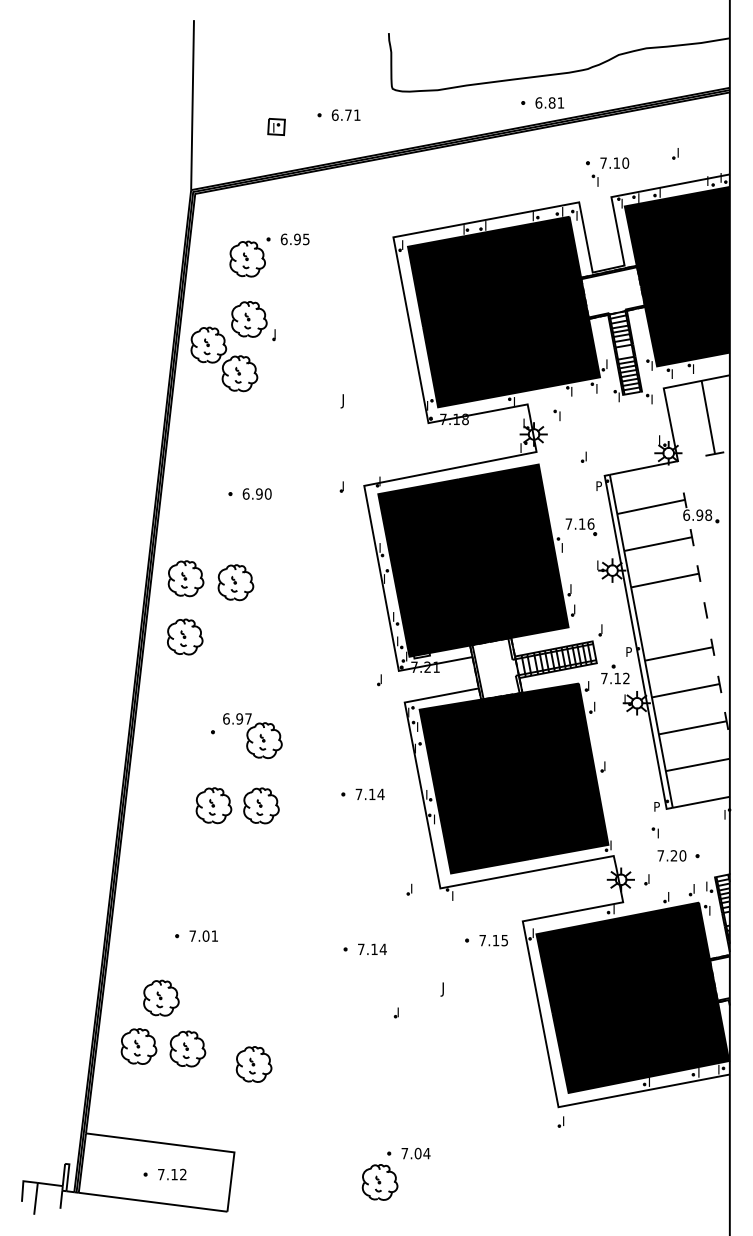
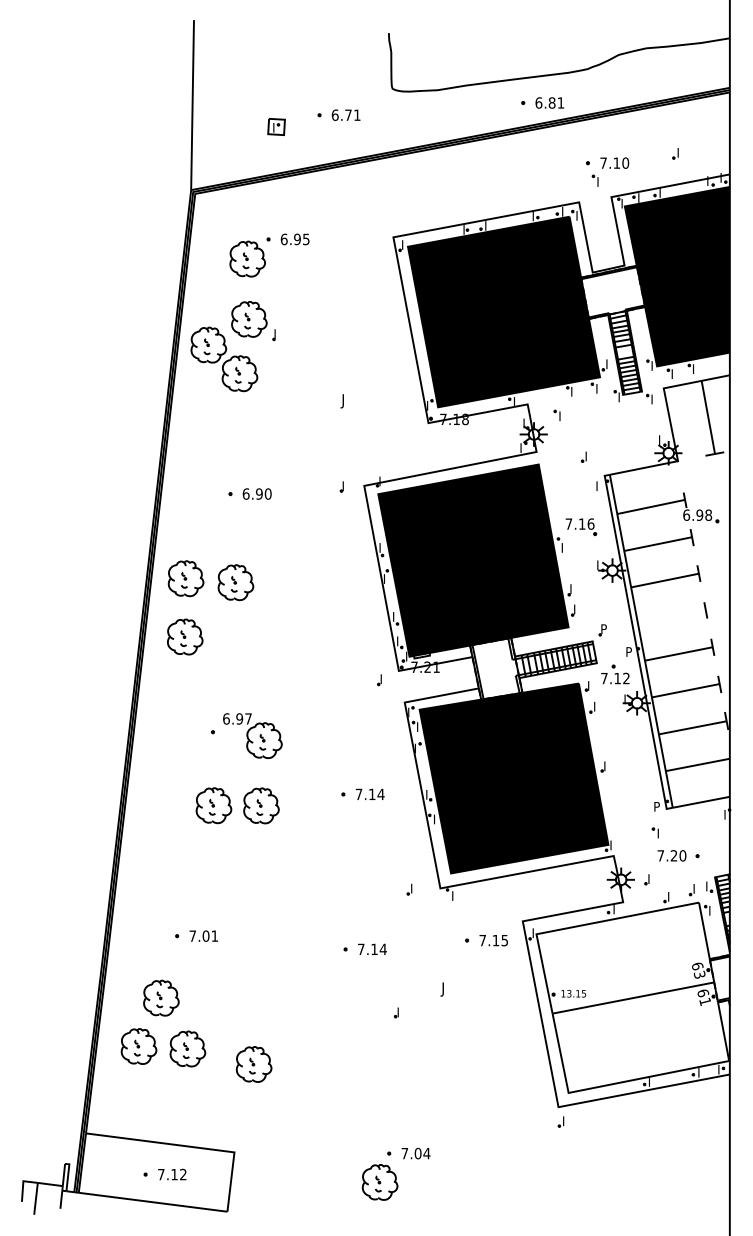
text: P -> I (599, 484)
text: I -> P (604, 627)
fill: present -> none (632, 997)
